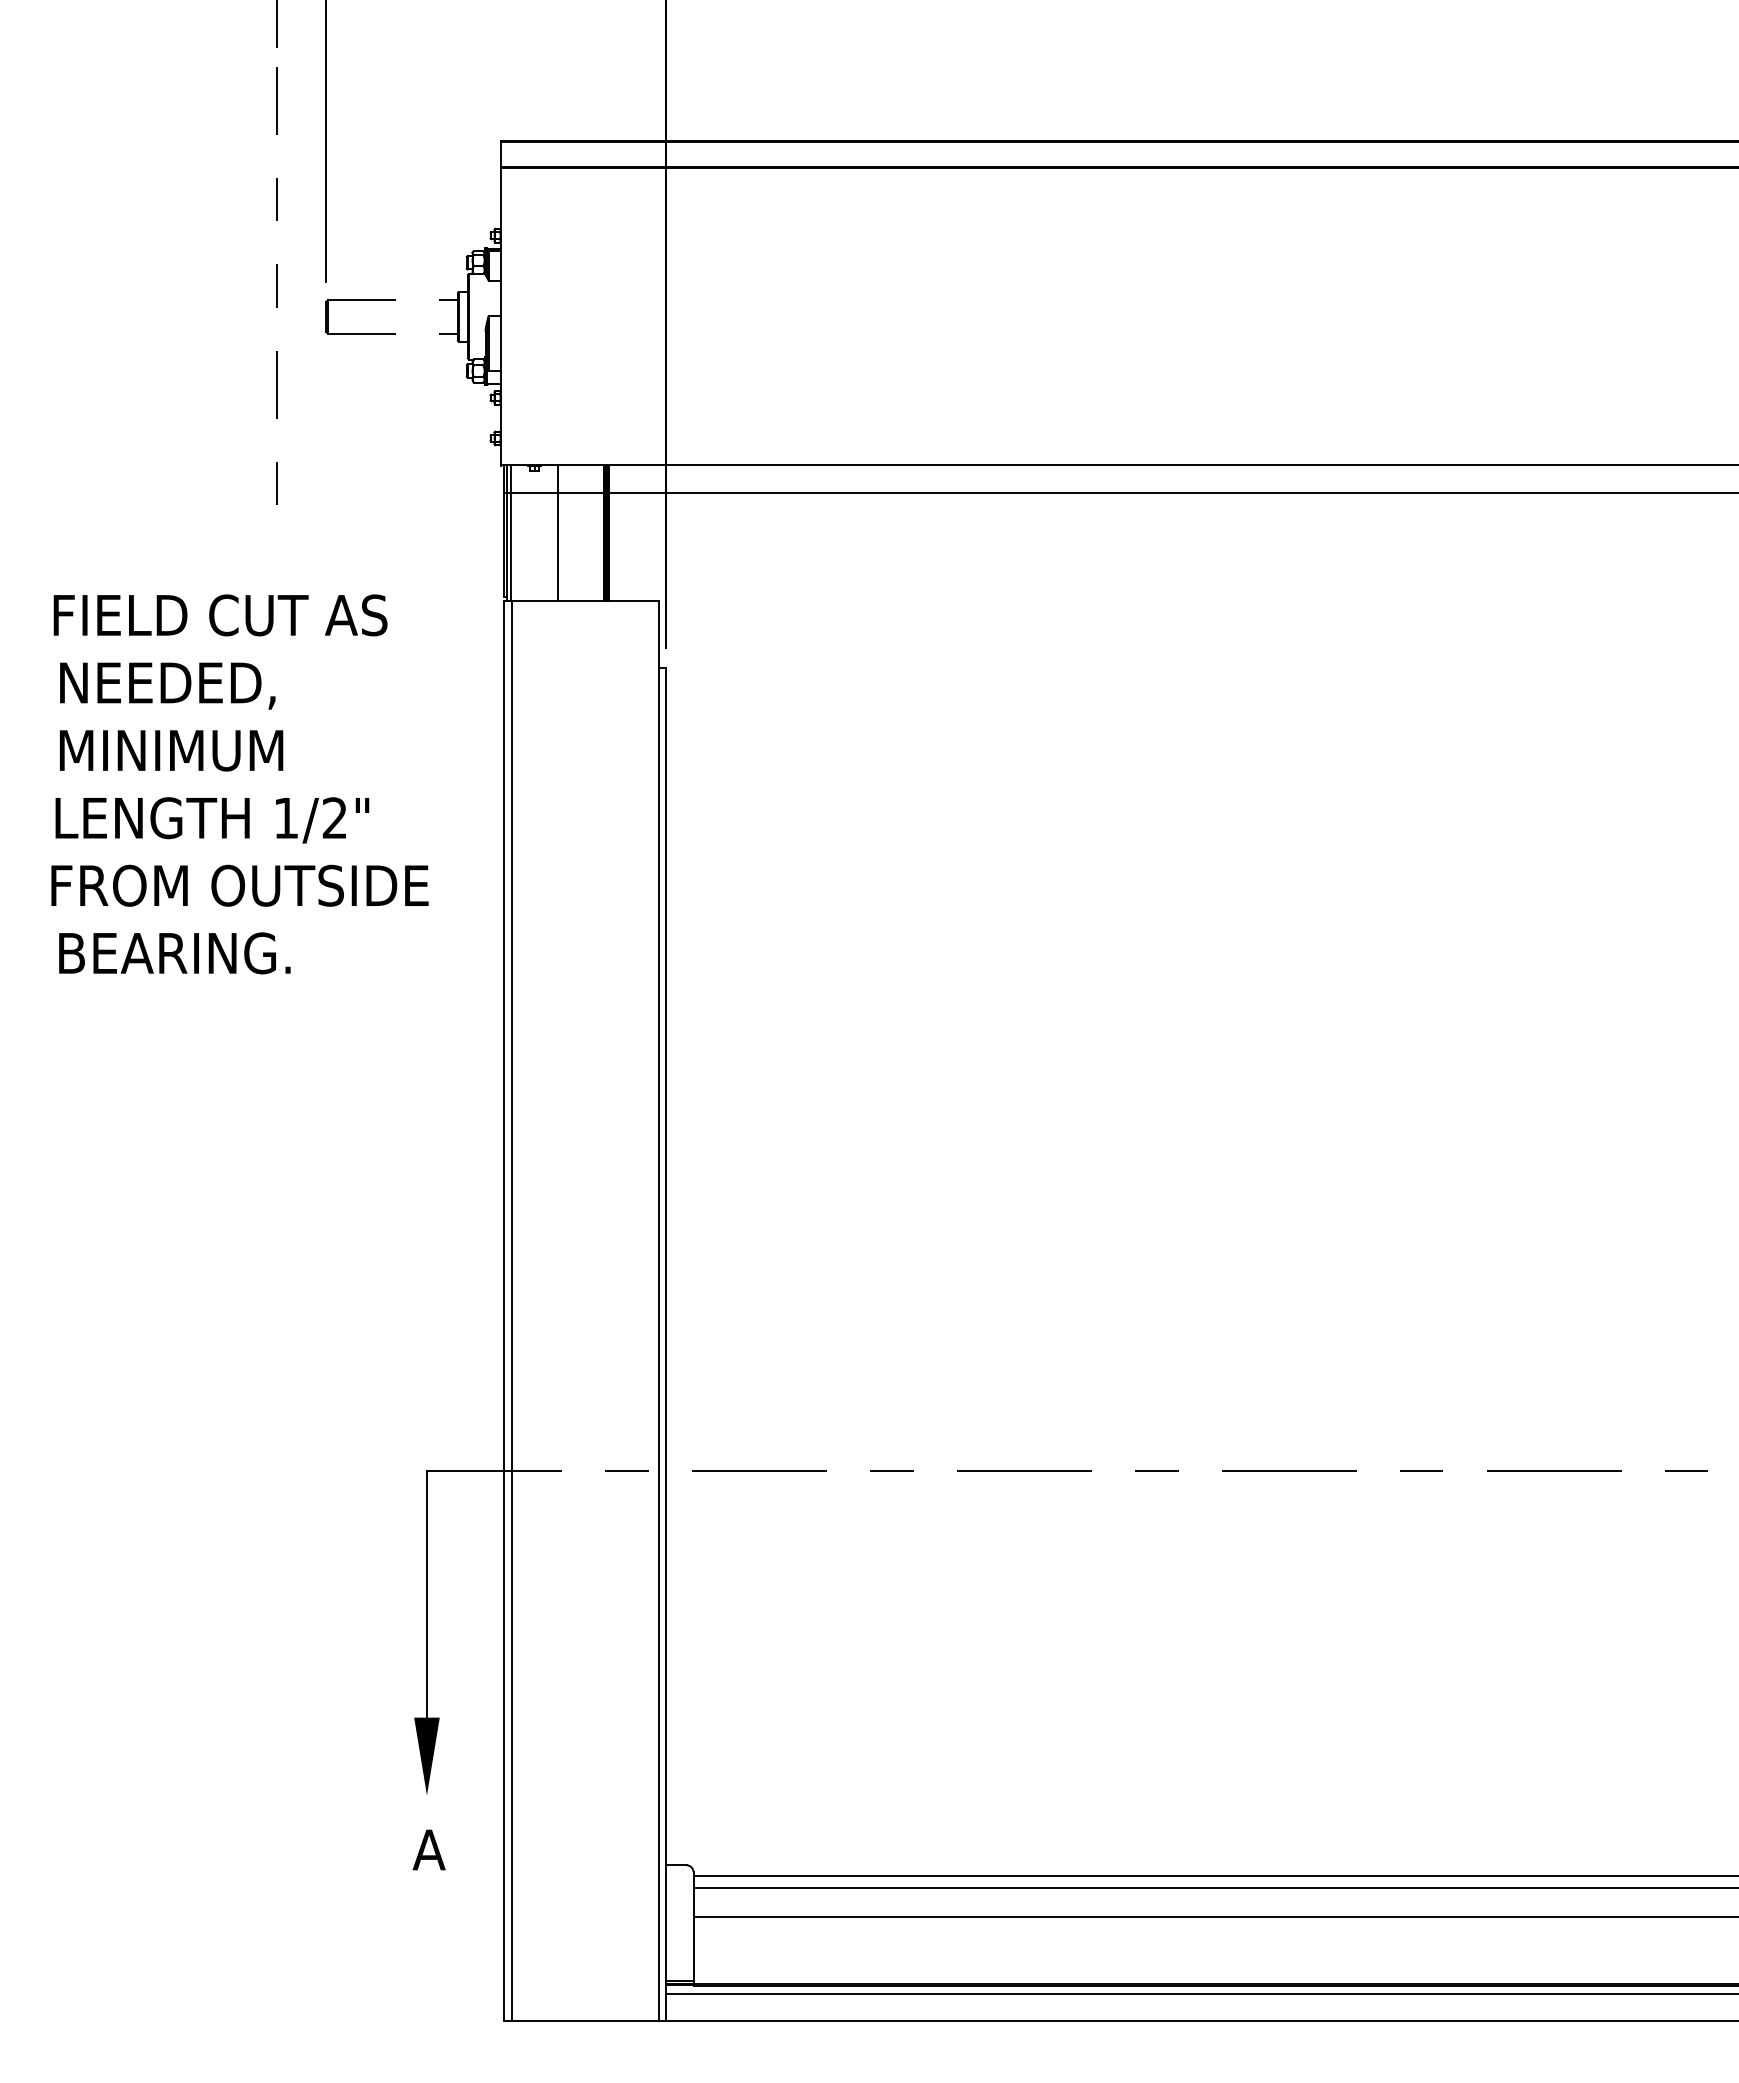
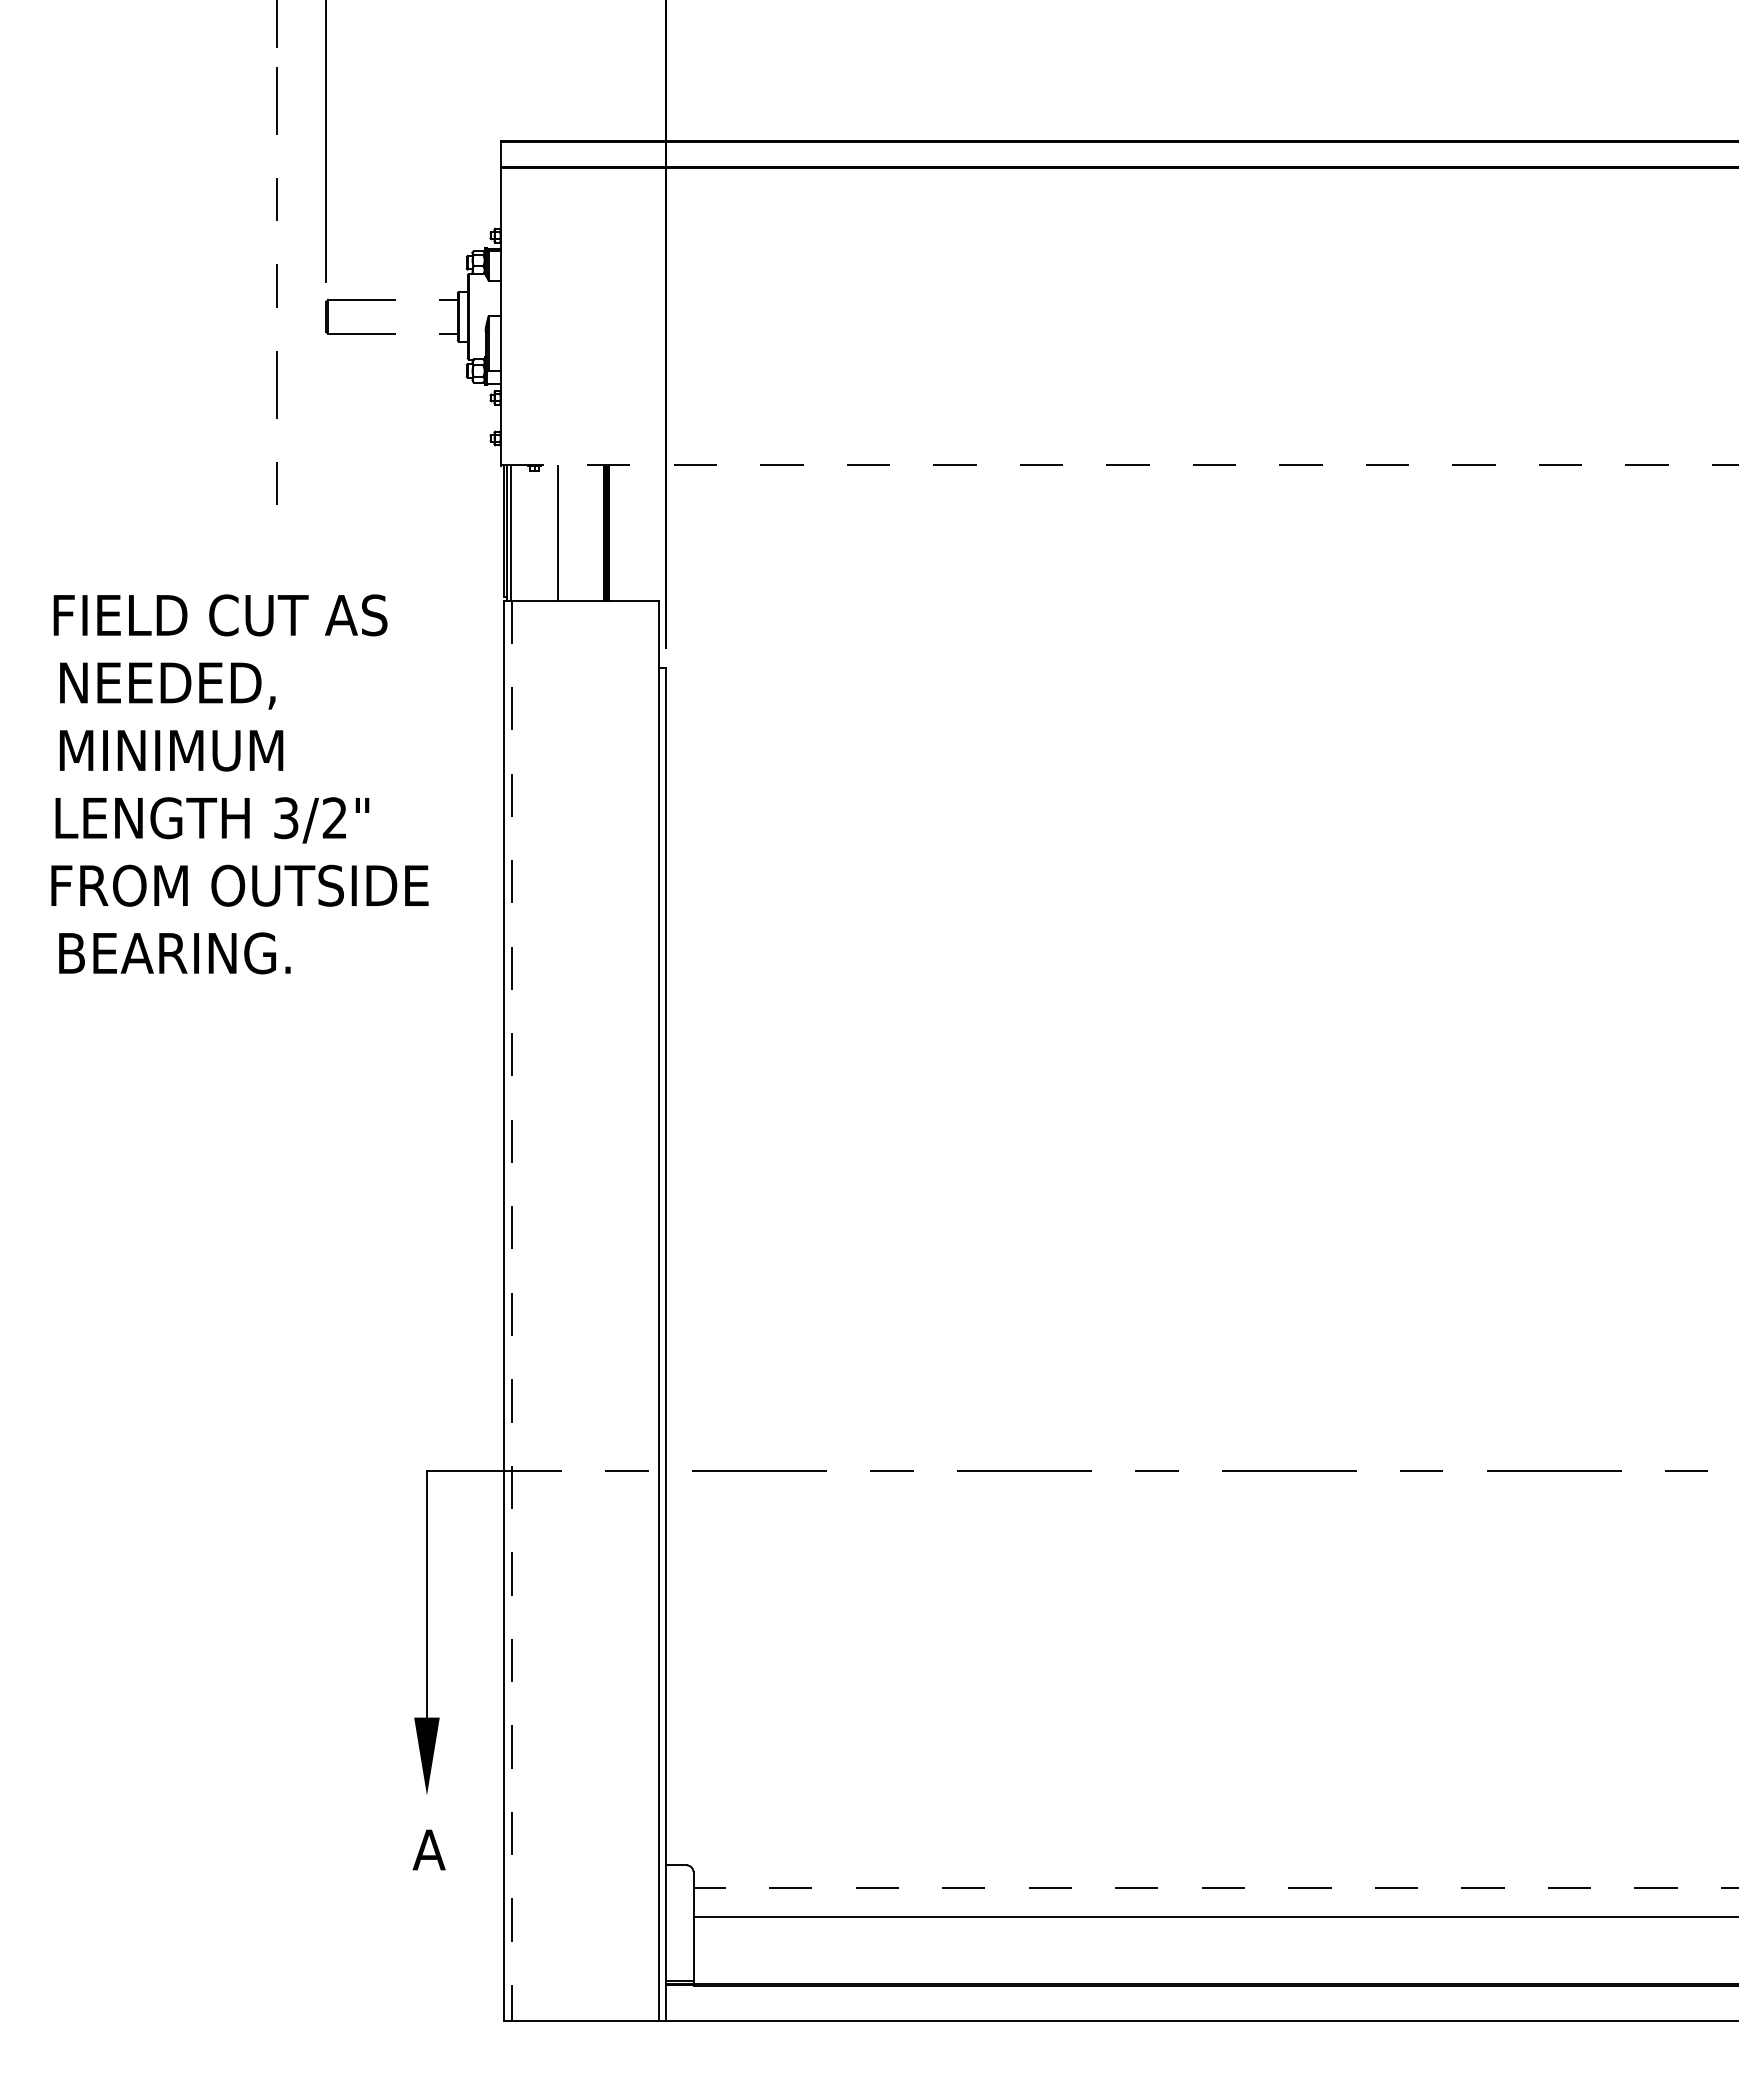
line: solid -> dashed (1119, 465)
line: present -> none (1119, 493)
text: 1/2" -> 3/2" (286, 818)
line: solid -> dashed (511, 1310)
line: present -> none (1214, 1875)
line: solid -> dashed (1215, 1888)
line: present -> none (1200, 1994)
